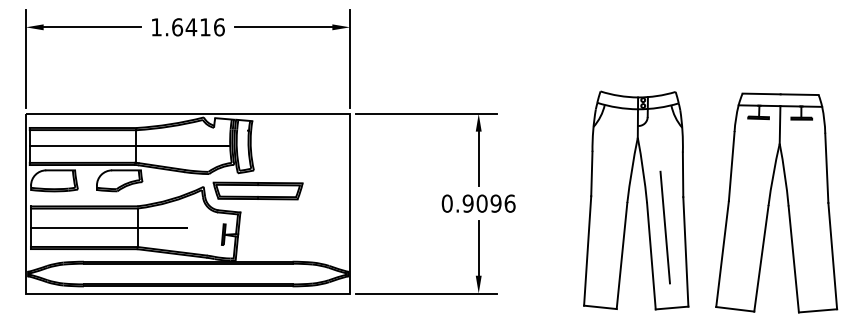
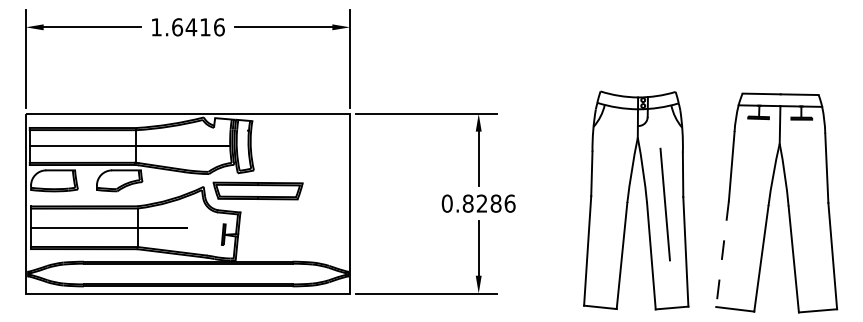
text: 0.9096 -> 0.8286 (481, 203)
line position: (664, 227) -> (664, 204) (664, 204)
line: solid -> dashed (722, 254)
